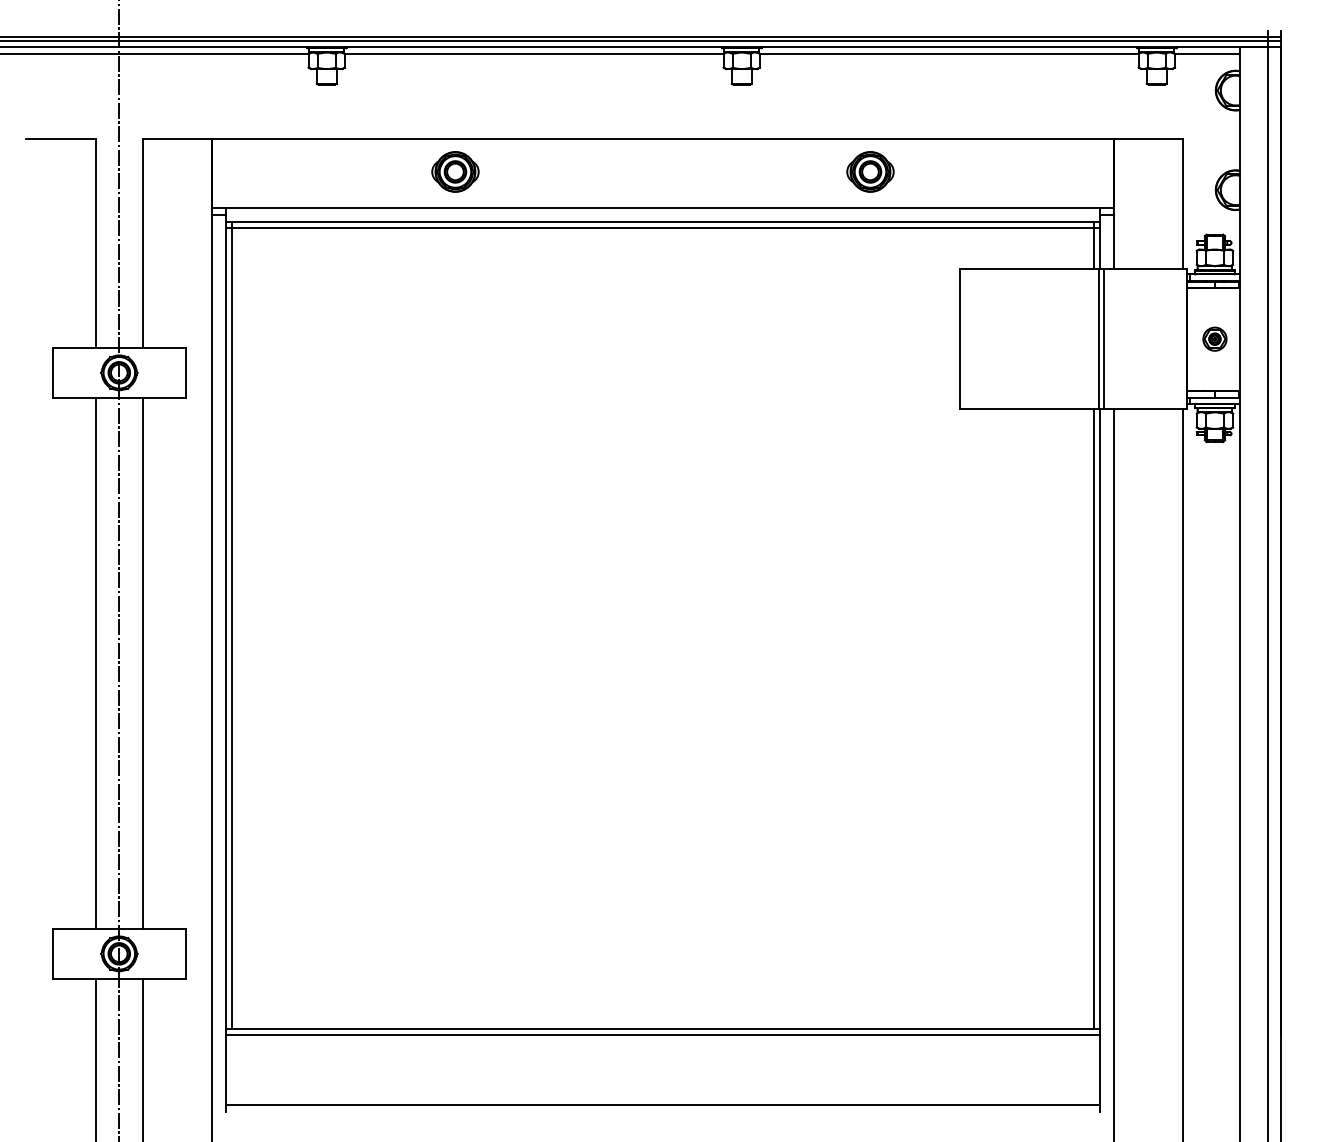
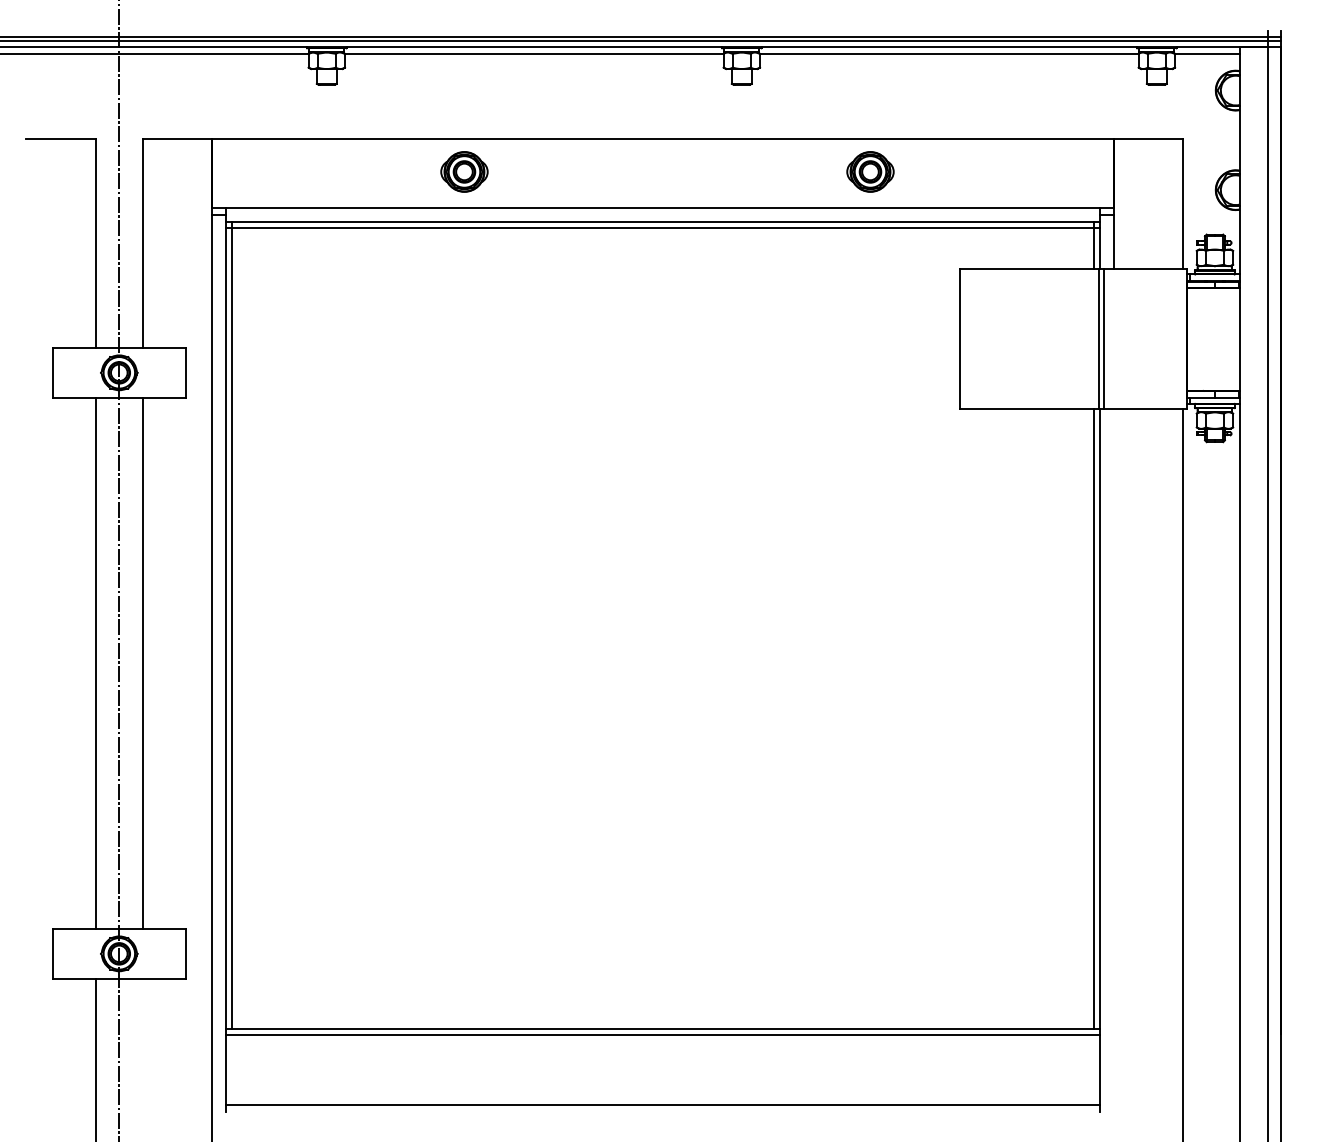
part position: (455, 171) -> (464, 171) (464, 171)
part: present -> none (1214, 338)
line: present -> none (1113, 773)
line: present -> none (142, 1058)
